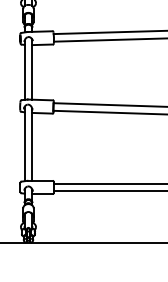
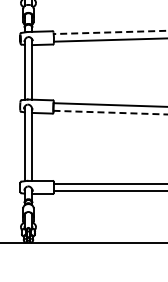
line: solid -> dashed (110, 32)
line: solid -> dashed (110, 112)
